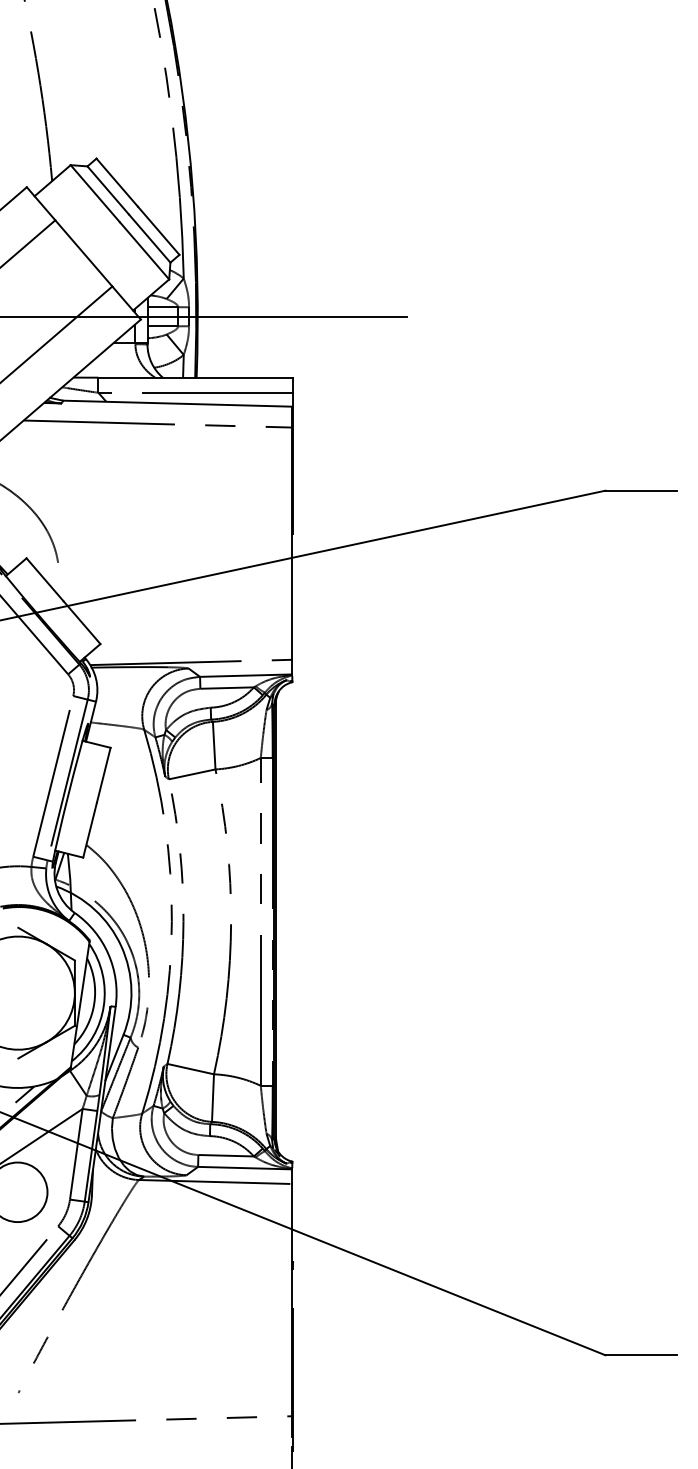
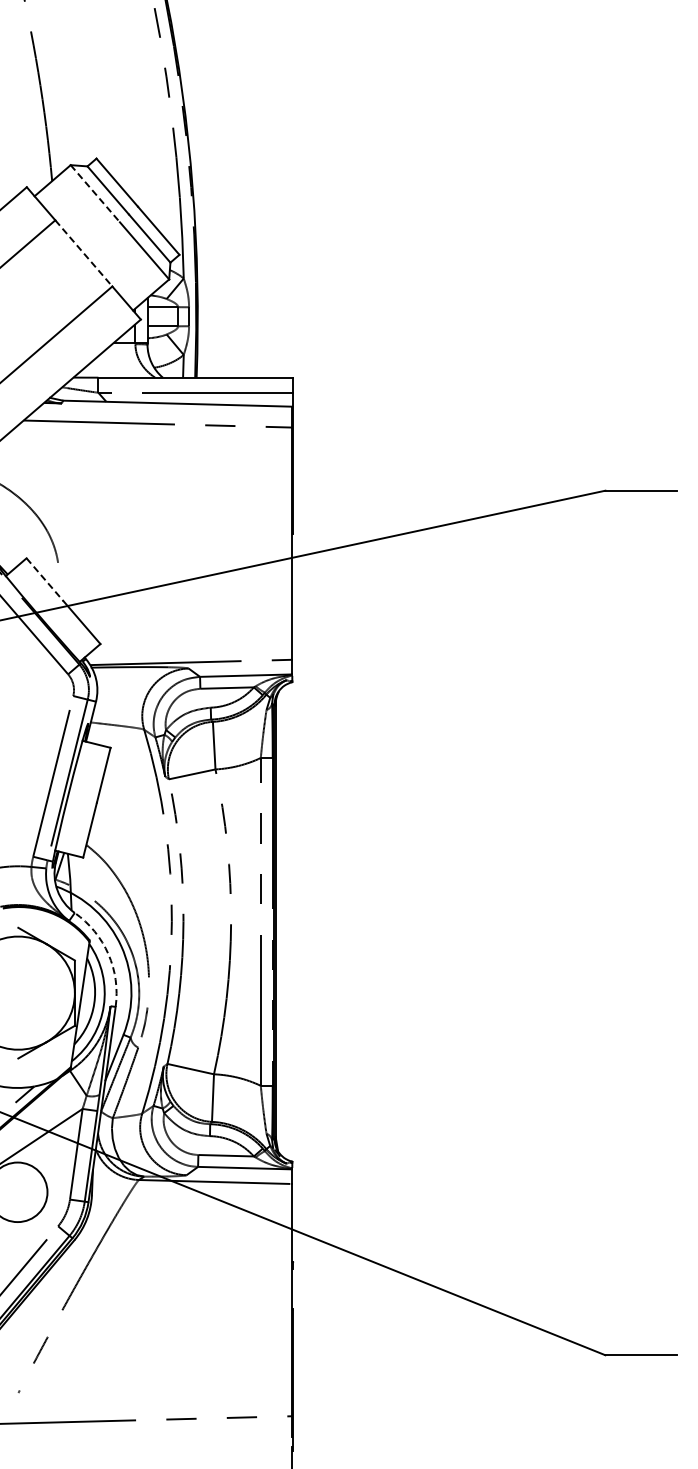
line: solid -> dashed (95, 193)
line: solid -> dashed (83, 253)
line: present -> none (204, 316)
line: solid -> dashed (45, 580)
arc: solid -> dashed (108, 954)
